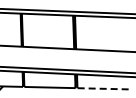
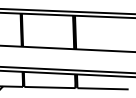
line: dashed -> solid (103, 88)
